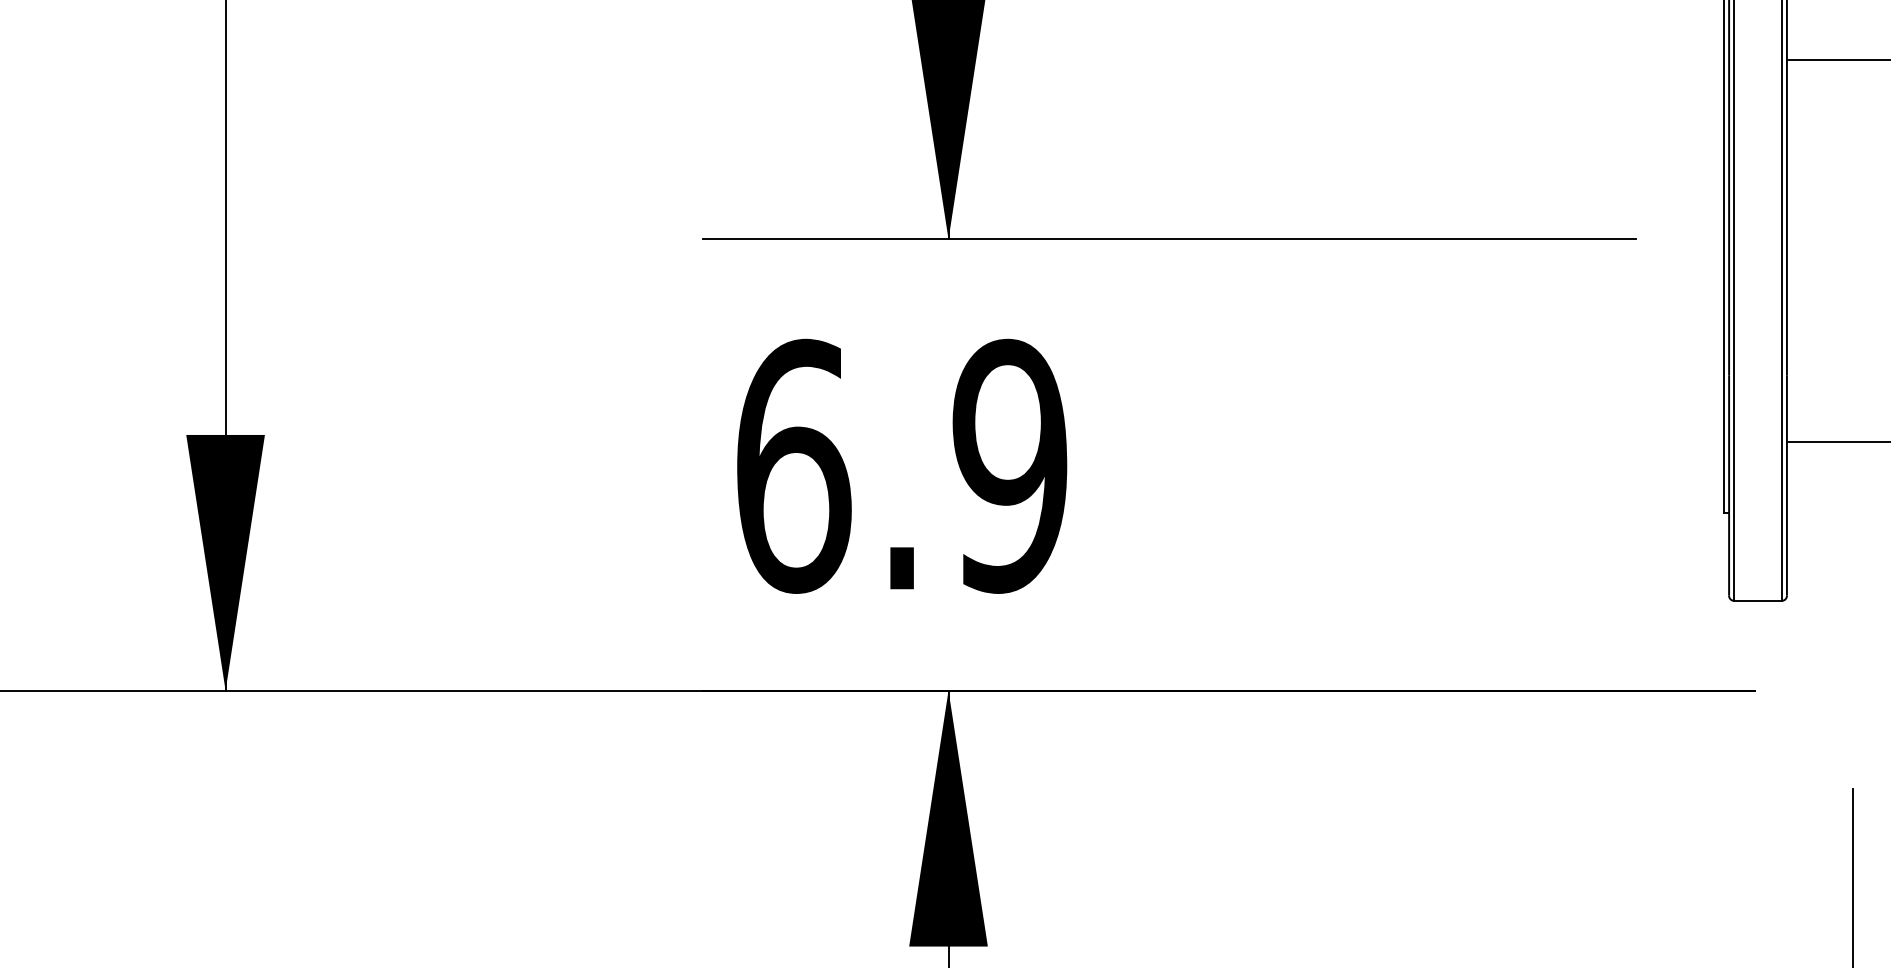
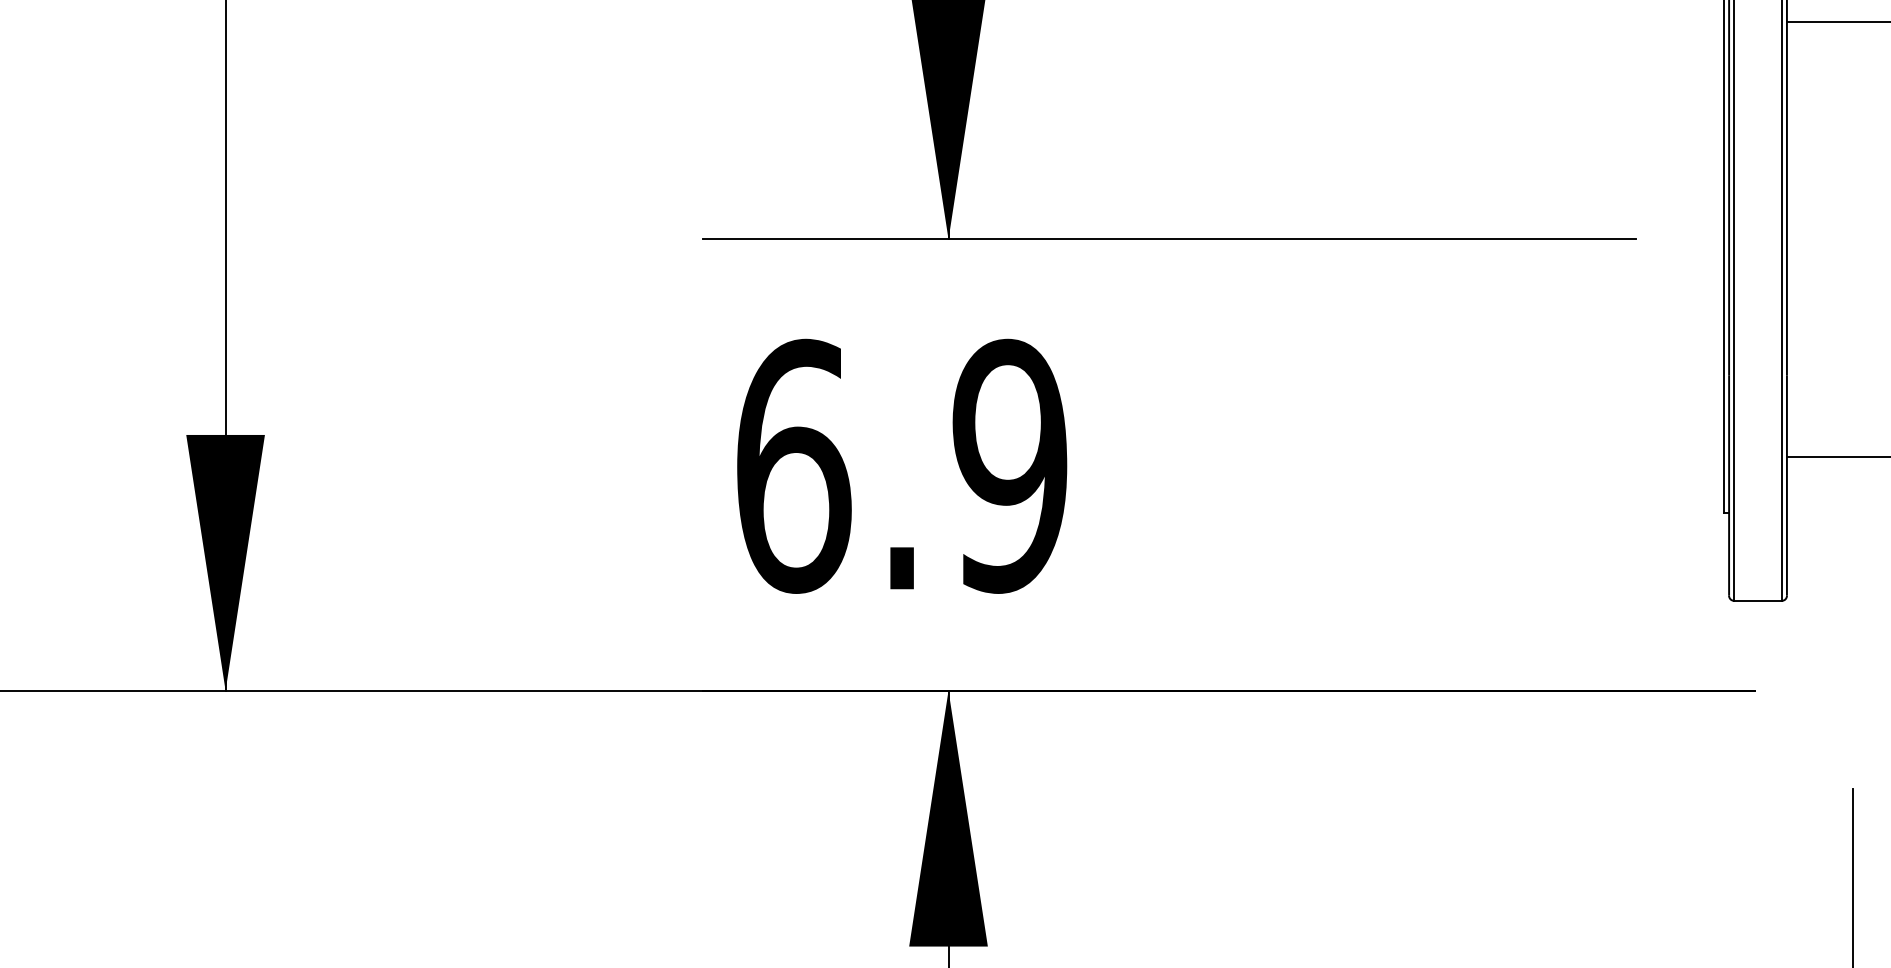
line position: (1836, 60) -> (1836, 22) (1836, 22)
line position: (1836, 441) -> (1836, 456) (1836, 456)
